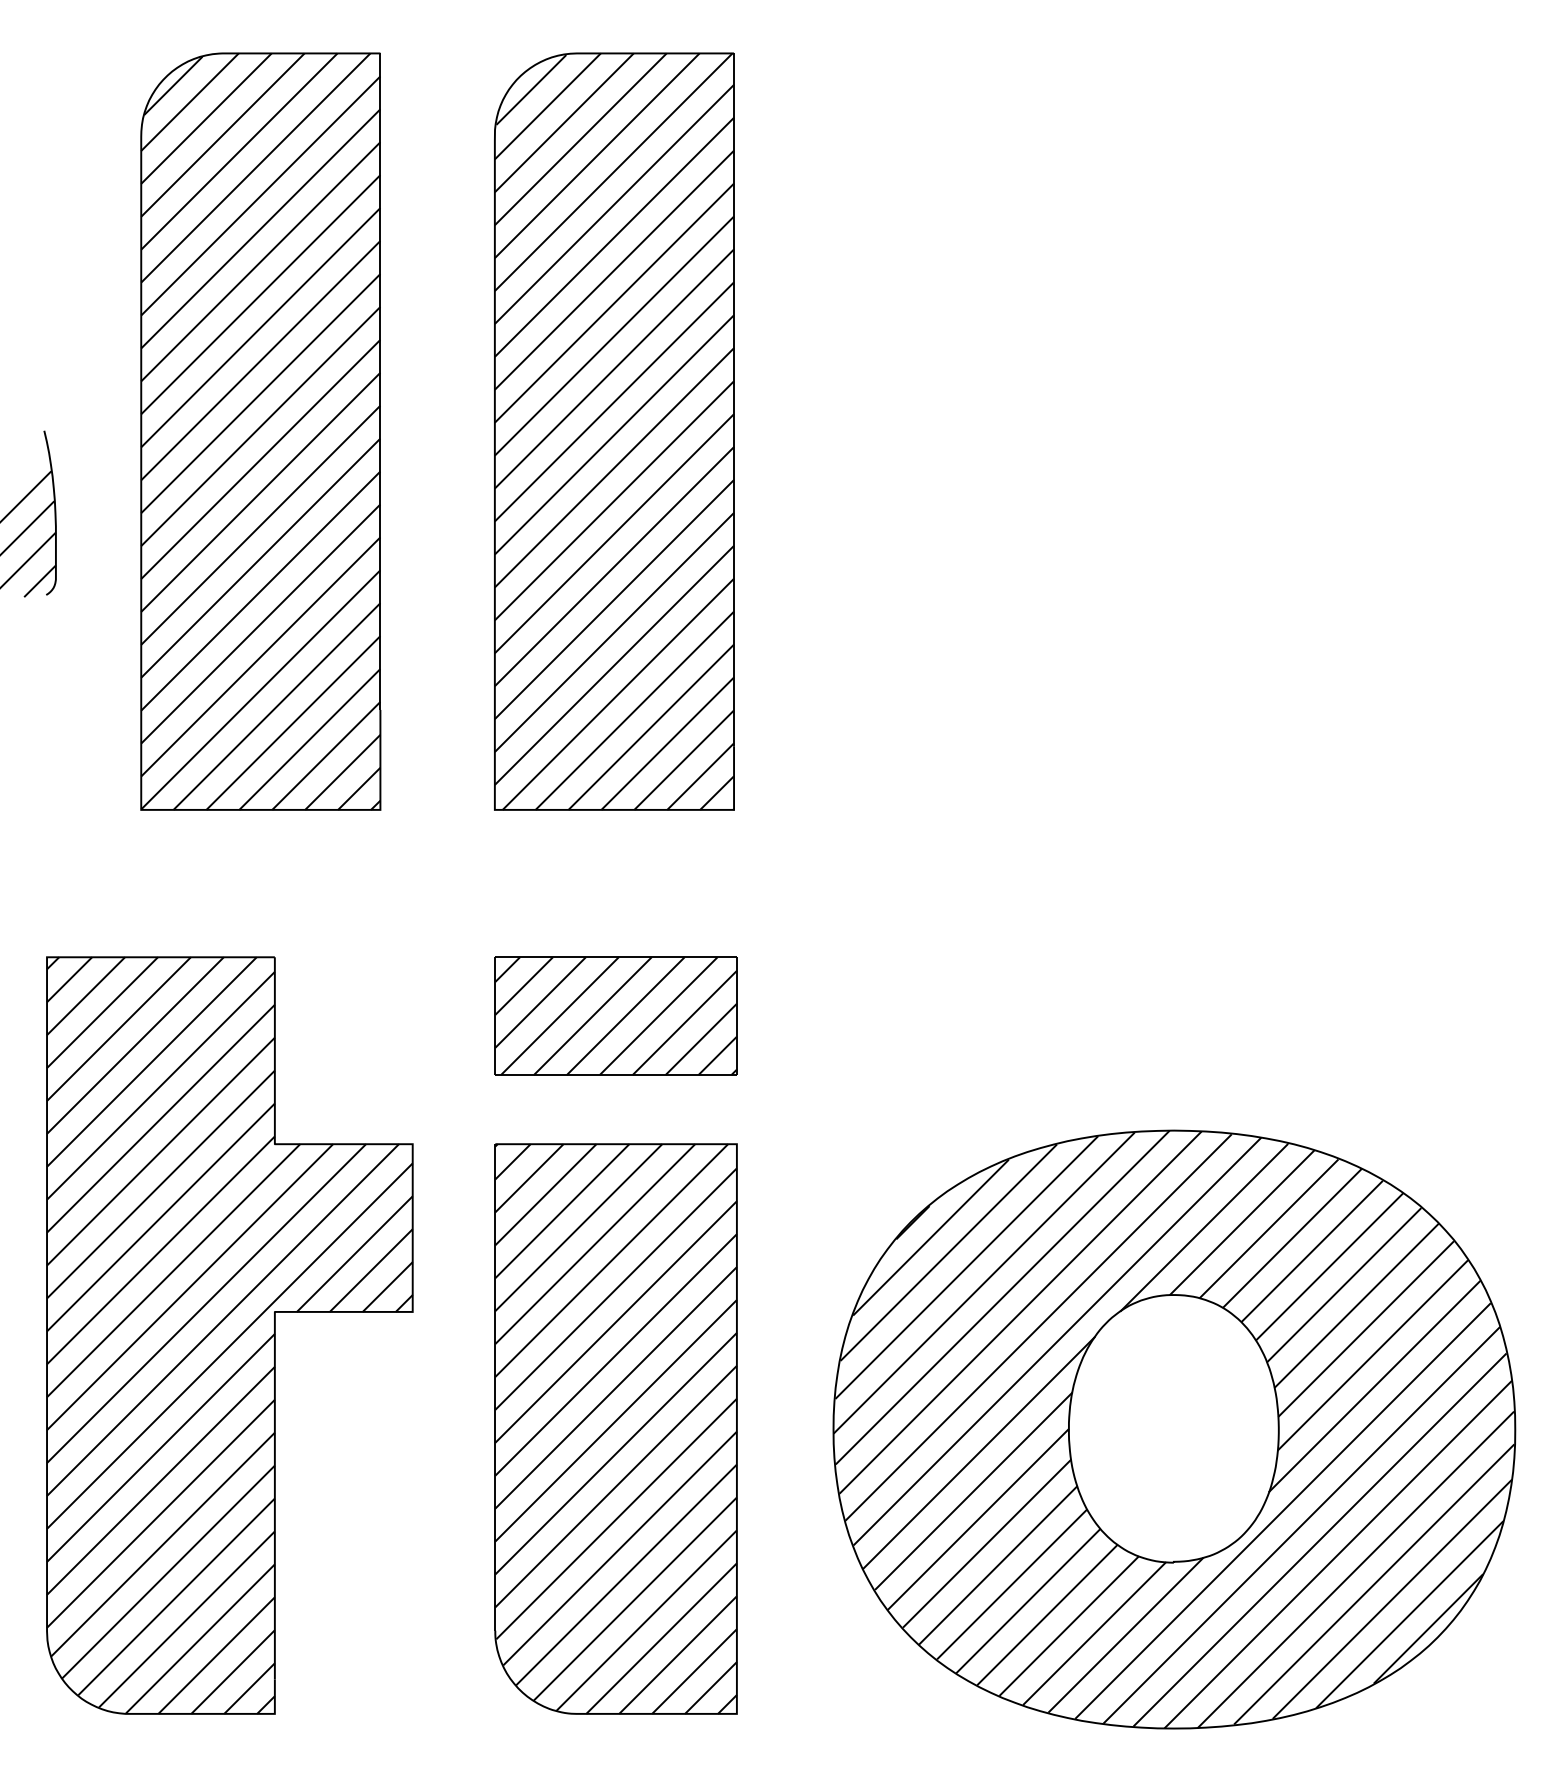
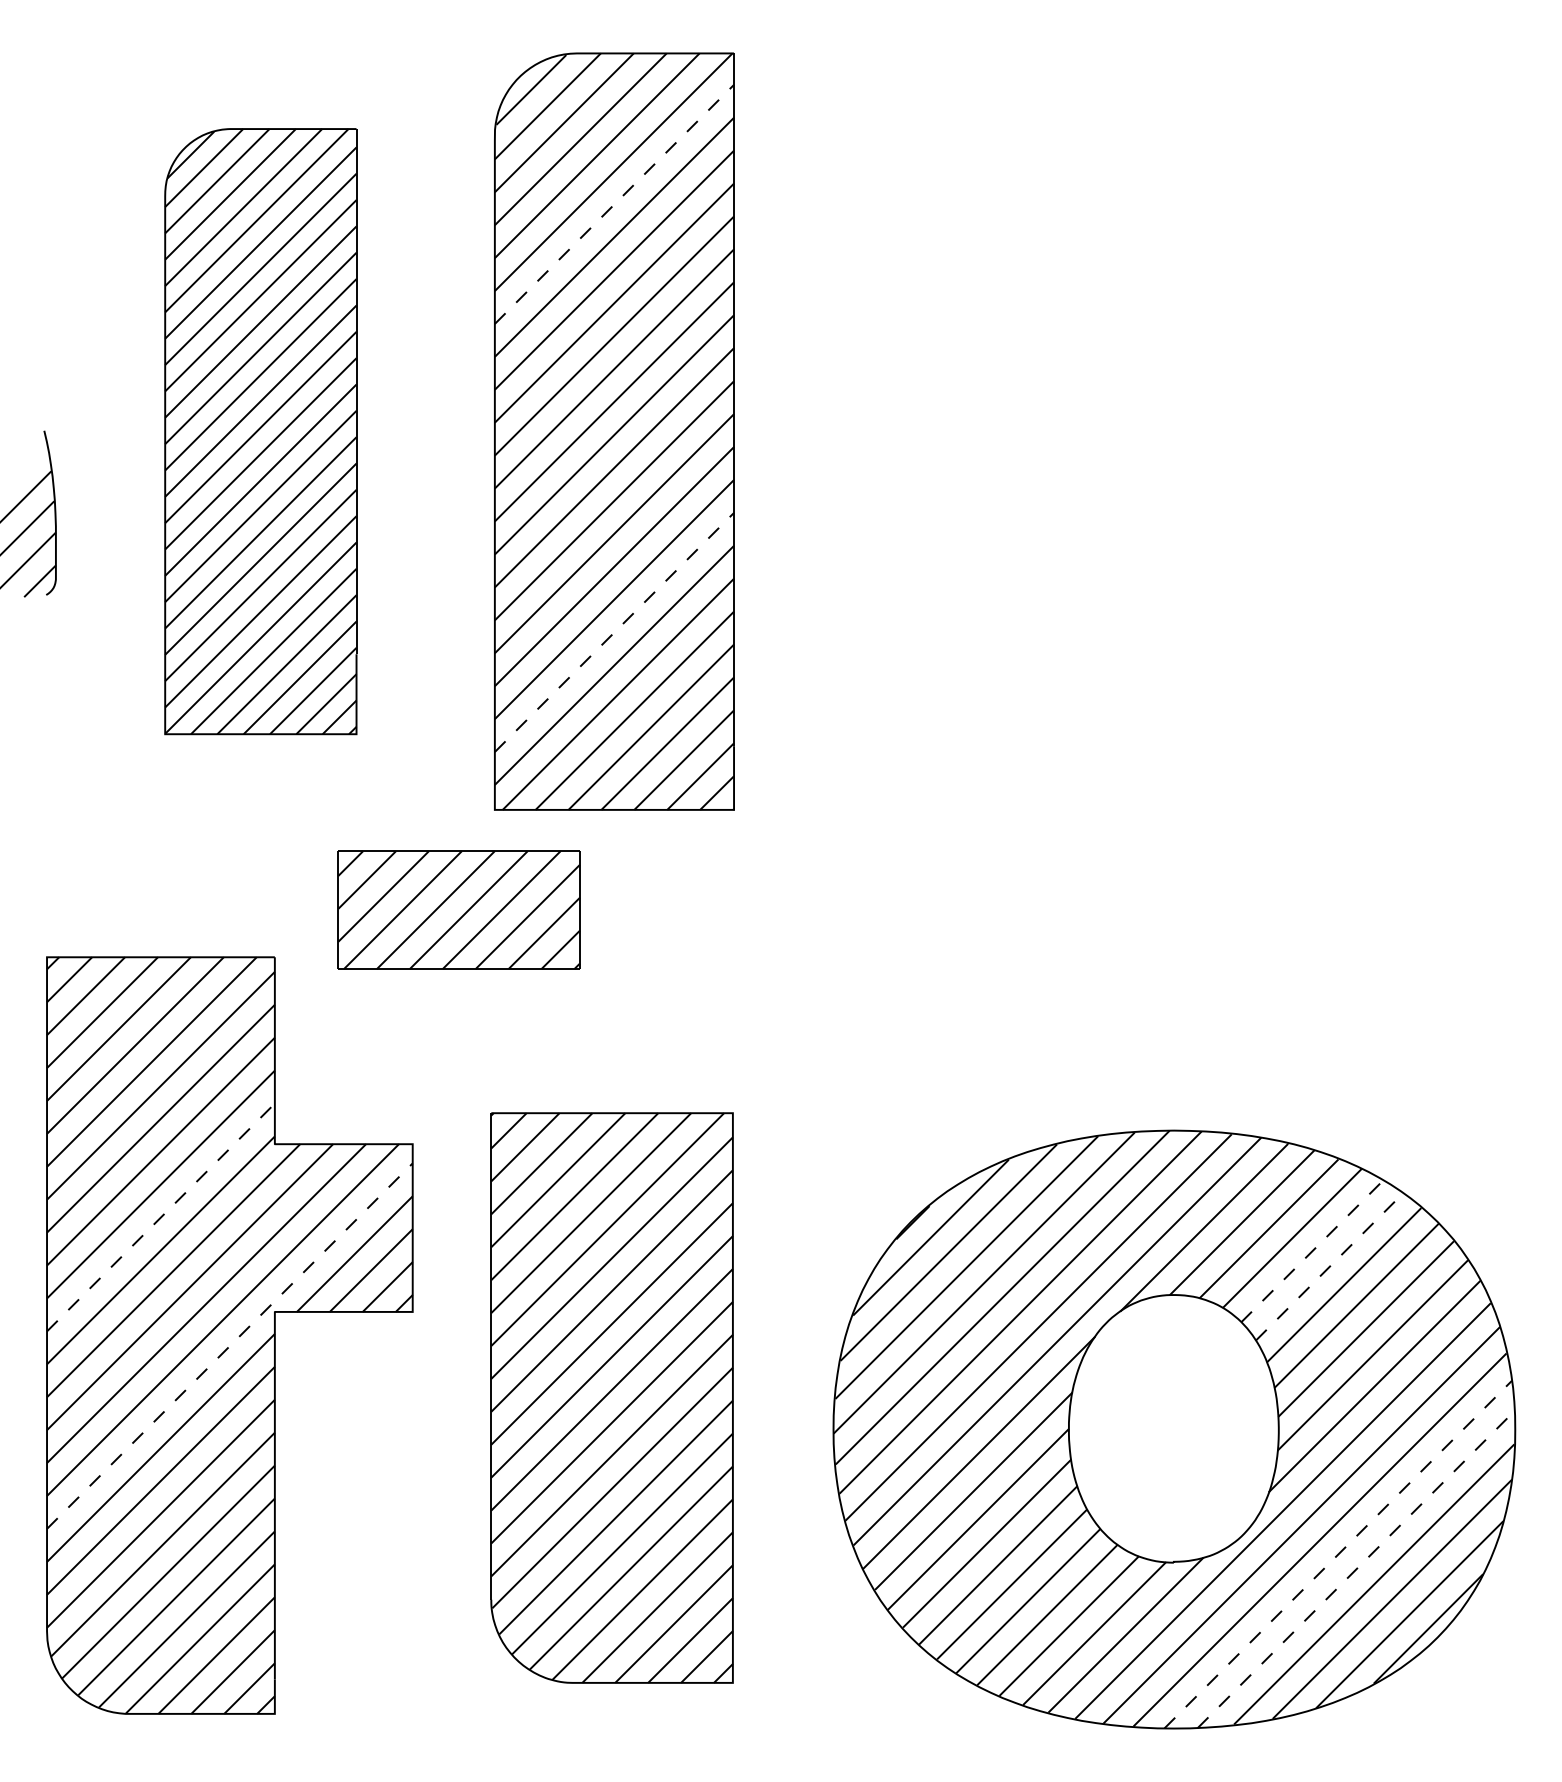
line: solid -> dashed (614, 204)
part size: 242x759 px -> 194x608 px (260, 431)
line: solid -> dashed (614, 632)
part position: (615, 1015) -> (458, 909) (458, 909)
line: solid -> dashed (161, 1217)
line: solid -> dashed (1312, 1251)
line: solid -> dashed (1329, 1266)
line: solid -> dashed (229, 1346)
part position: (615, 1428) -> (611, 1397) (611, 1397)
line: solid -> dashed (1338, 1554)
line: solid -> dashed (1355, 1569)
